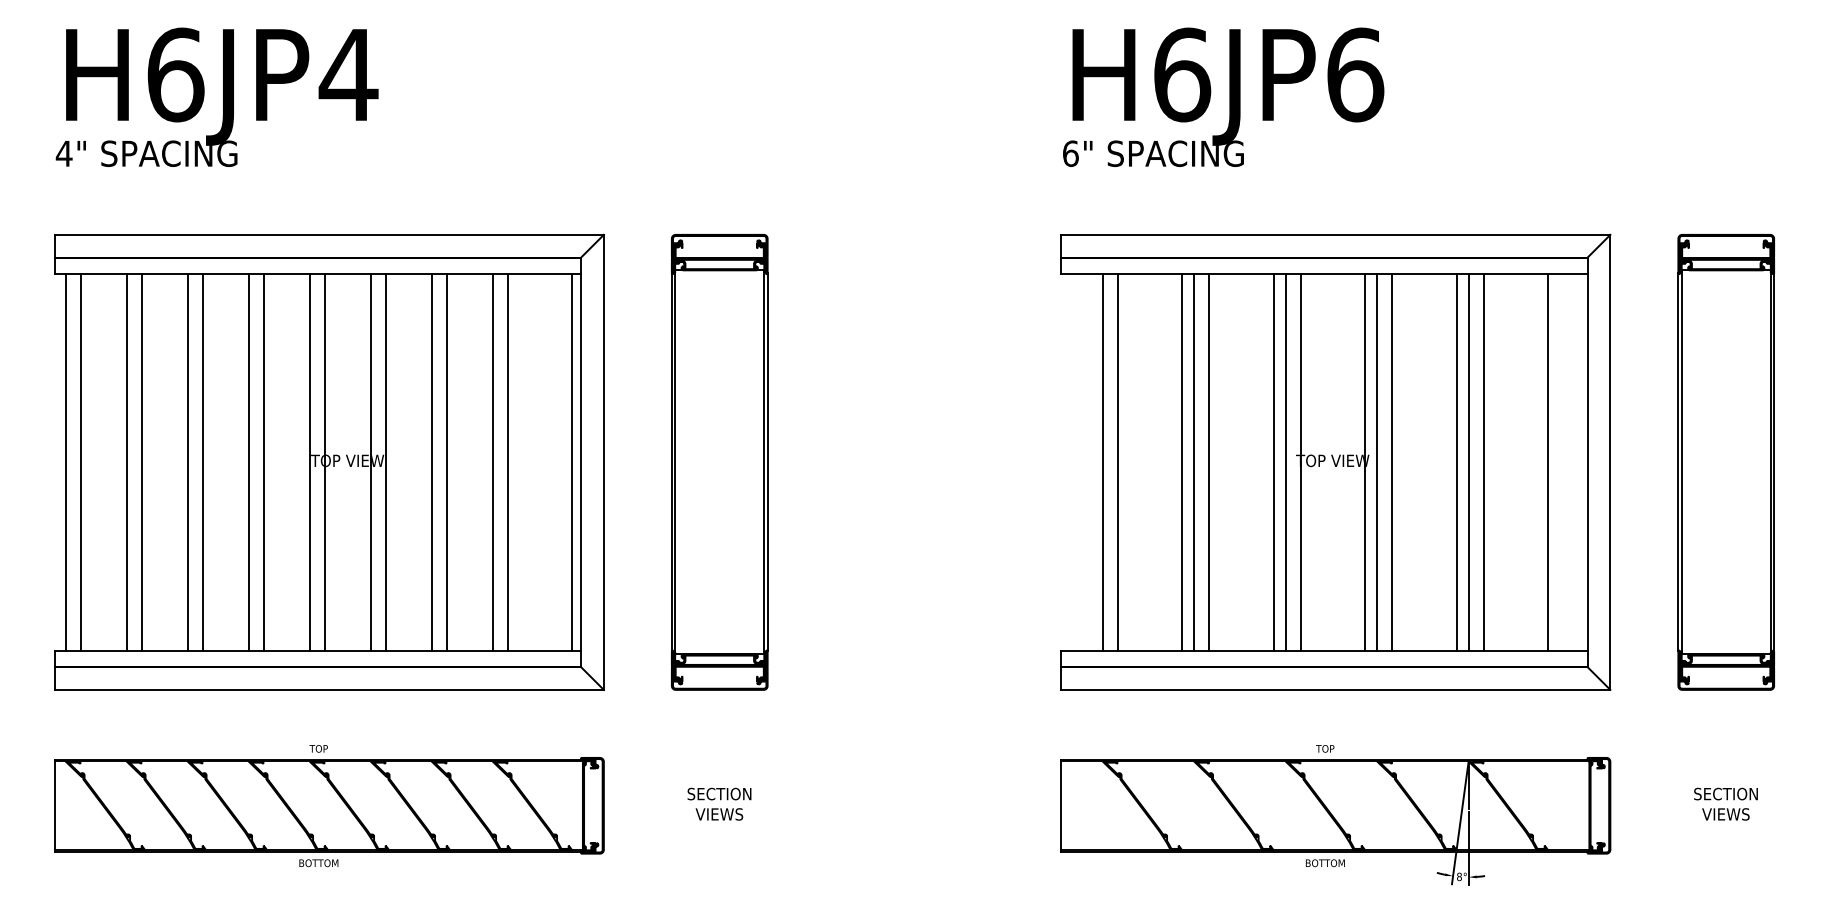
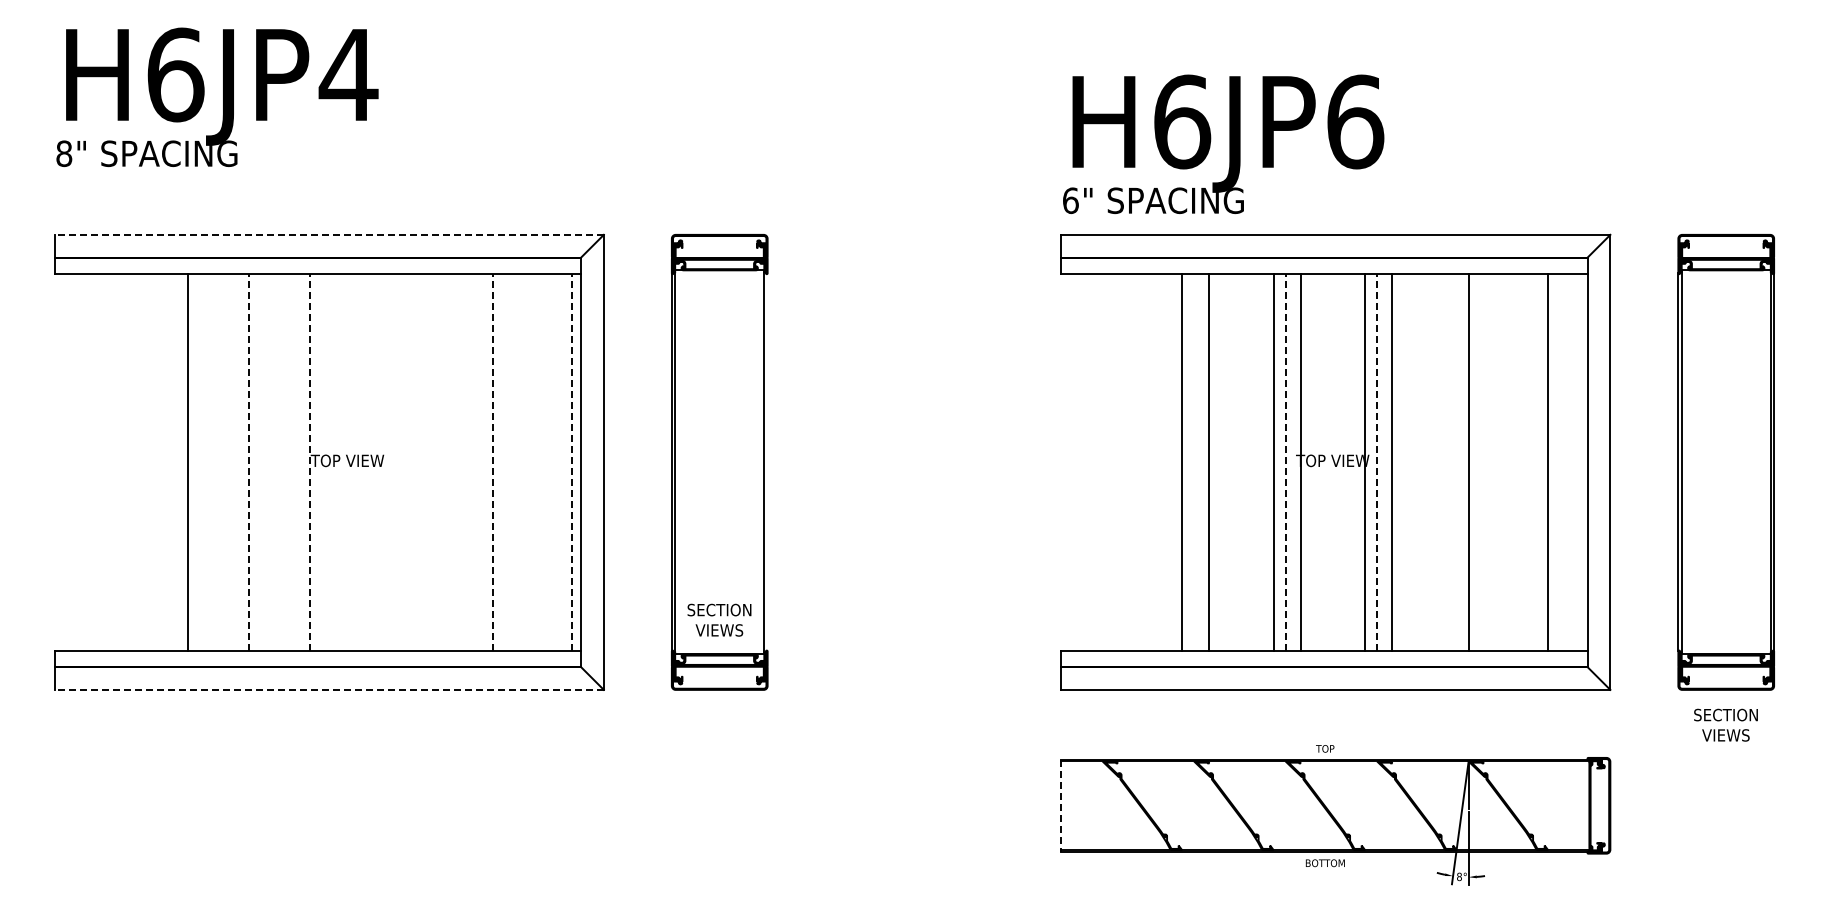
text position: (1223, 96) -> (1223, 143) (1223, 143)
text: 4" -> 8" (63, 153)
line: solid -> dashed (328, 234)
line: solid -> dashed (248, 461)
line: solid -> dashed (309, 461)
line: solid -> dashed (492, 461)
line: solid -> dashed (572, 461)
line: solid -> dashed (1285, 461)
line: solid -> dashed (1377, 461)
line: present -> none (65, 462)
line: present -> none (80, 462)
line: present -> none (126, 462)
line: present -> none (141, 462)
line: present -> none (202, 462)
line: present -> none (263, 462)
line: present -> none (324, 462)
line: present -> none (370, 462)
line: present -> none (385, 462)
line: present -> none (431, 462)
line: present -> none (446, 462)
line: present -> none (507, 462)
line: present -> none (767, 462)
line: present -> none (1102, 462)
line: present -> none (1117, 462)
line: present -> none (1194, 462)
line: present -> none (1456, 462)
line: present -> none (1483, 462)
line: solid -> dashed (328, 689)
text position: (719, 803) -> (719, 619) (719, 619)
text position: (1725, 803) -> (1725, 724) (1725, 724)
line: solid -> dashed (1061, 805)
part: present -> none (329, 806)
